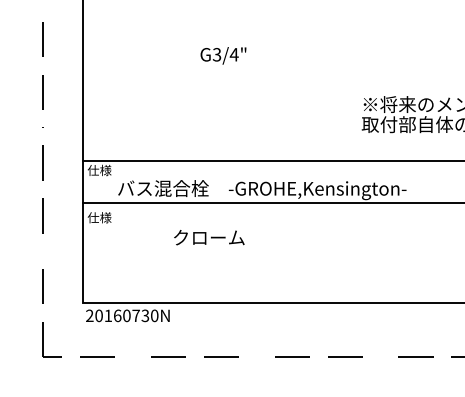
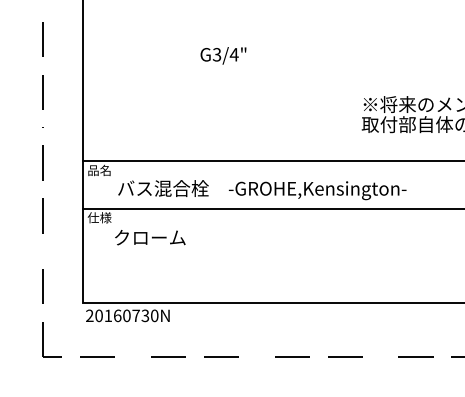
text: 仕様 -> 品名 (99, 170)
line position: (272, 202) -> (272, 208) (272, 208)
text position: (209, 237) -> (150, 237) (150, 237)
